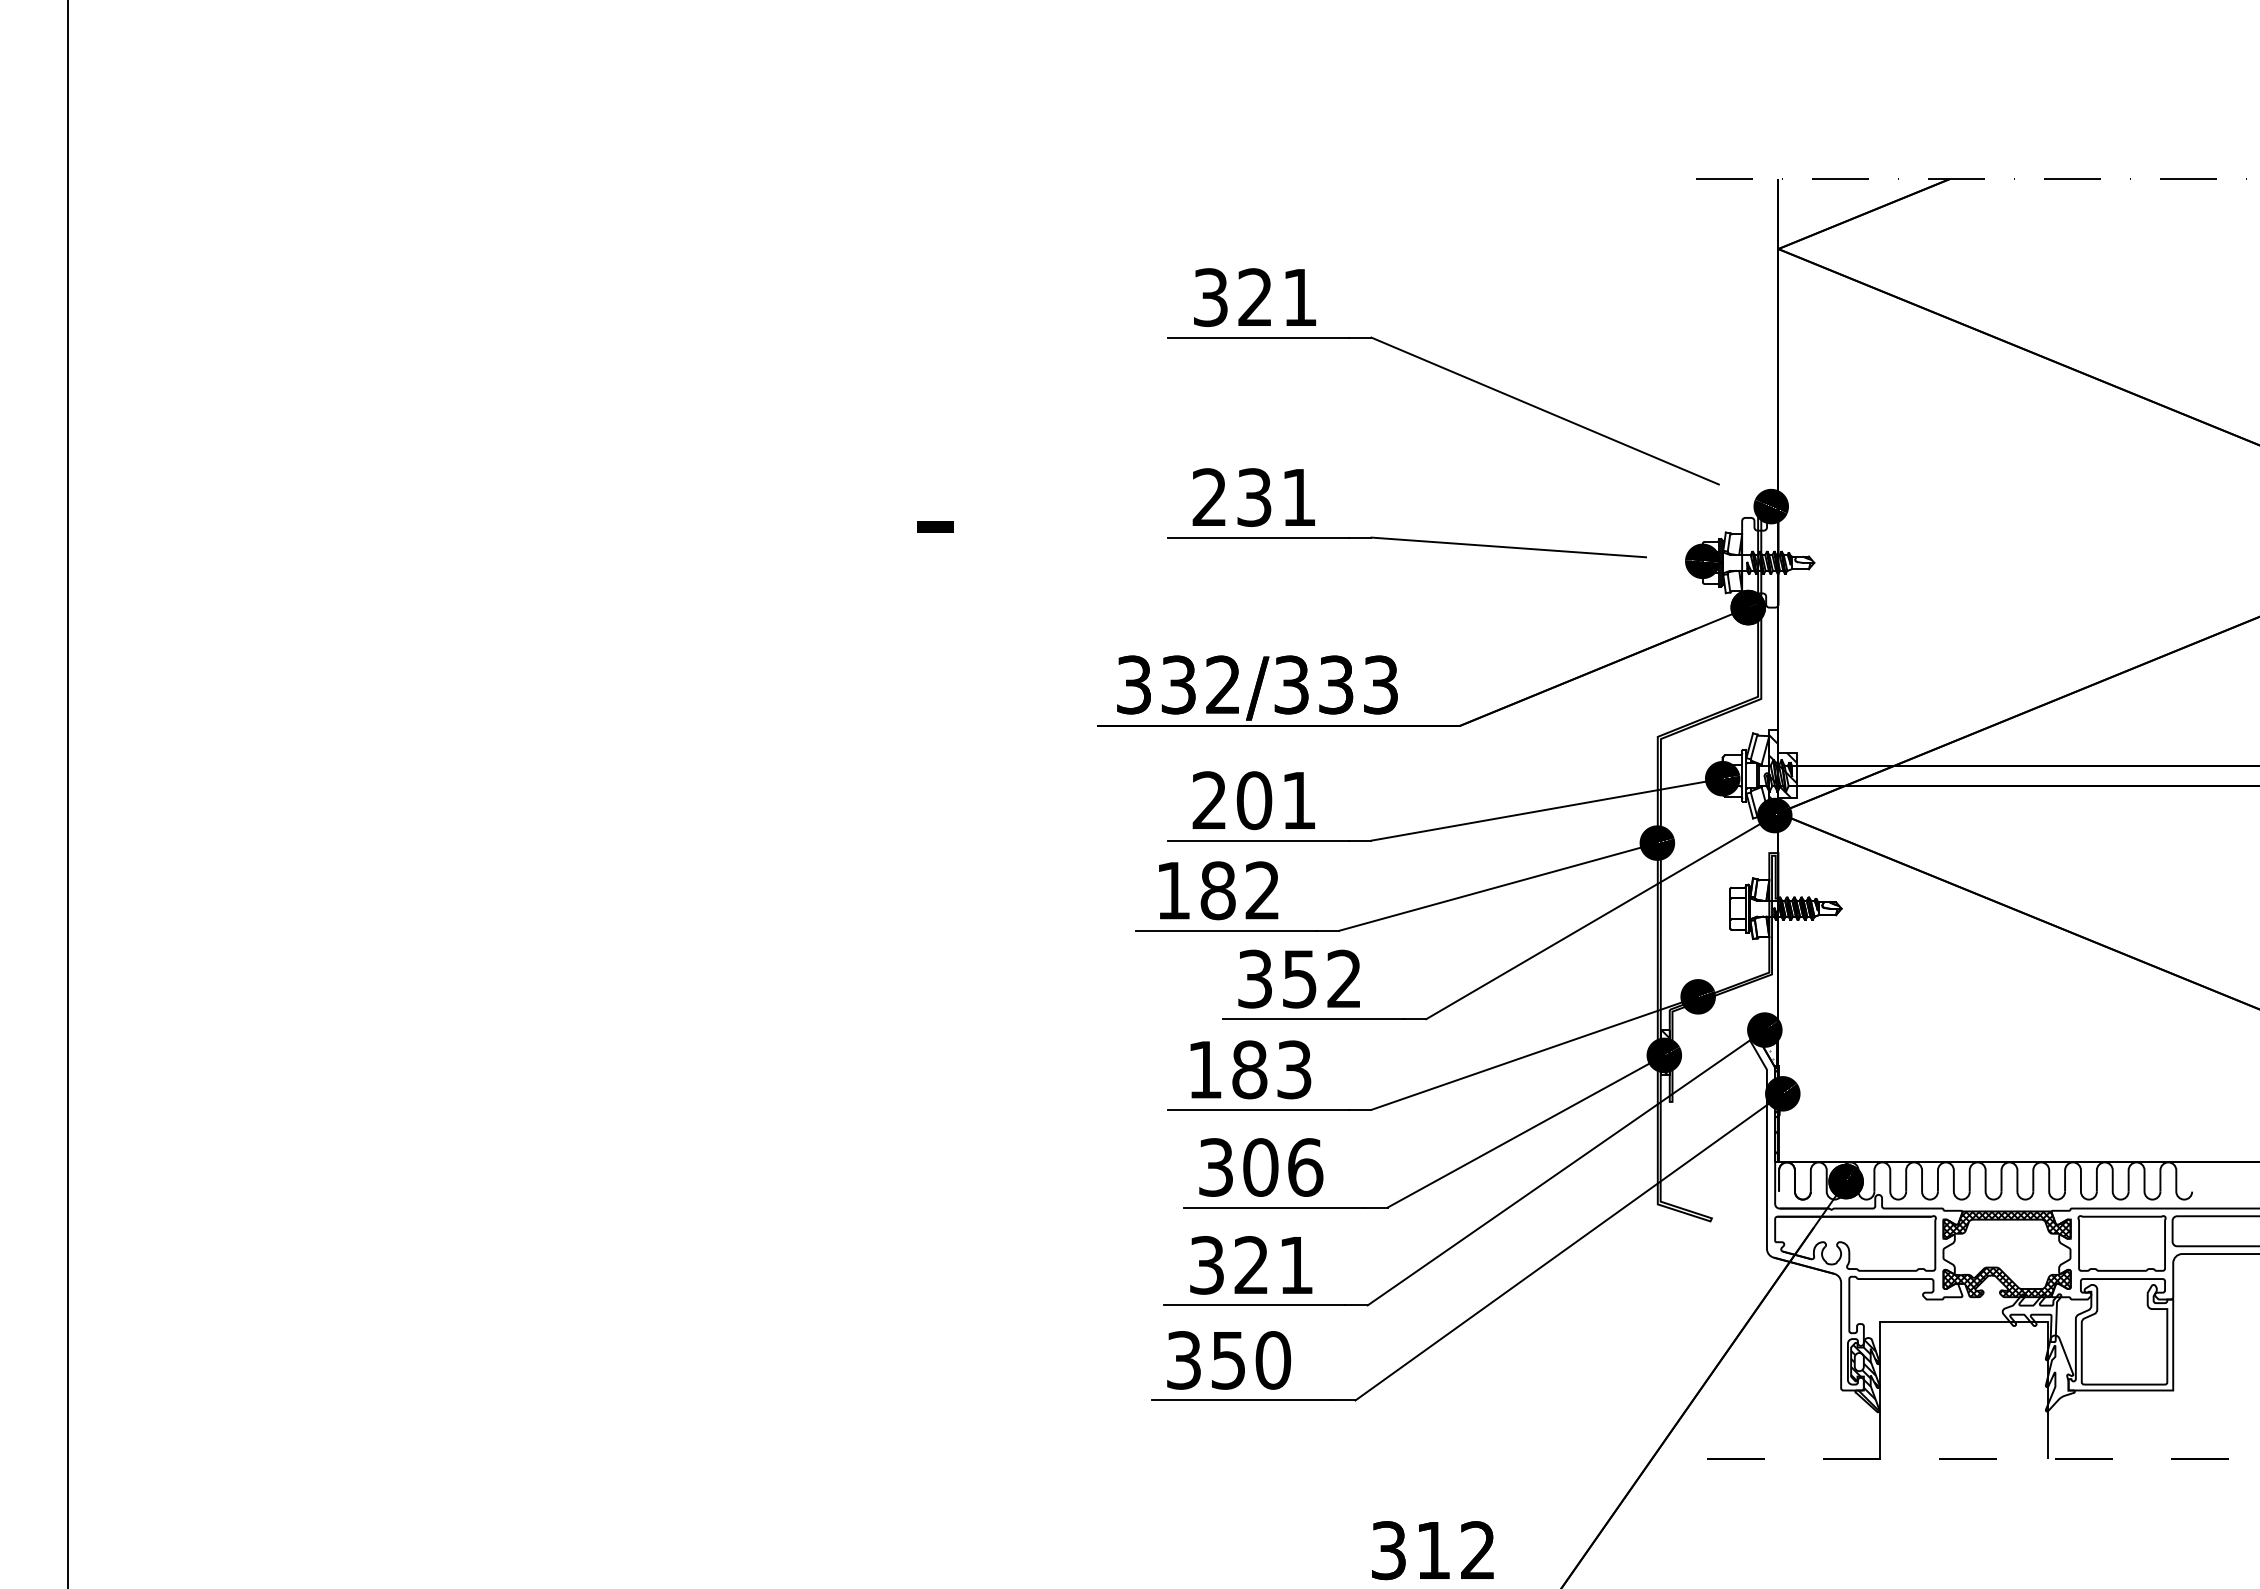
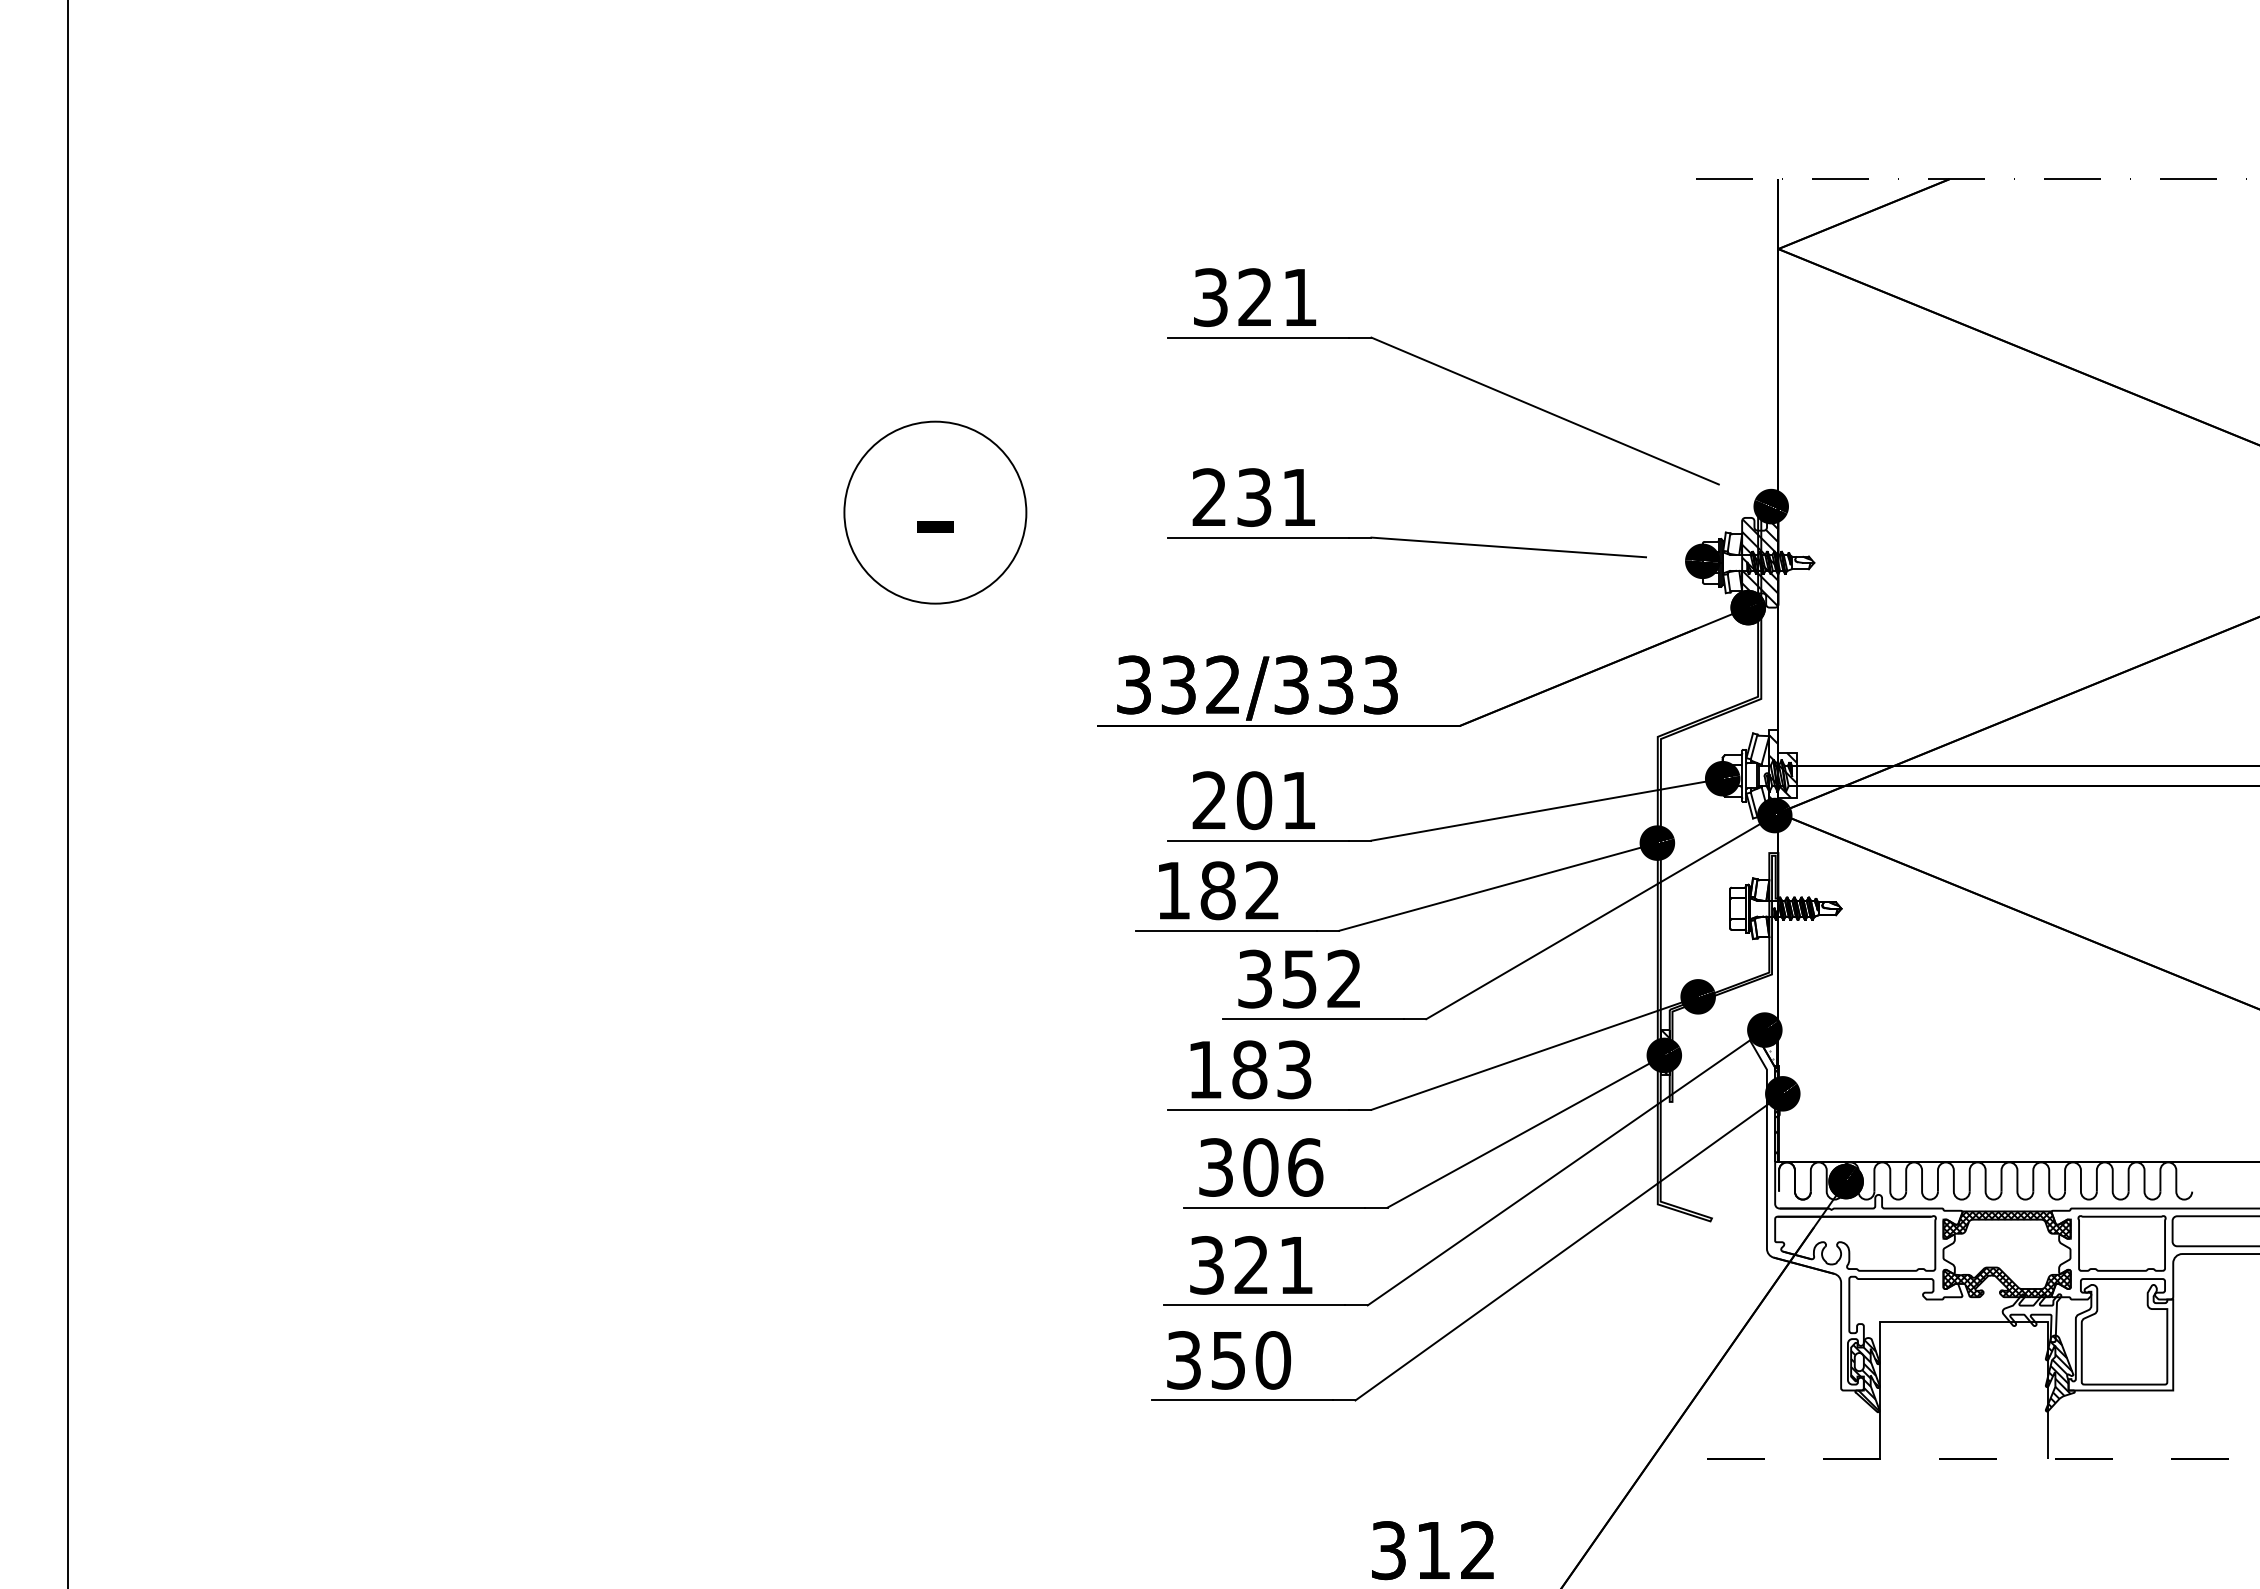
circle: none -> present (935, 512)
hatch: none -> present (1760, 563)
hatch: none -> present (2058, 1373)
